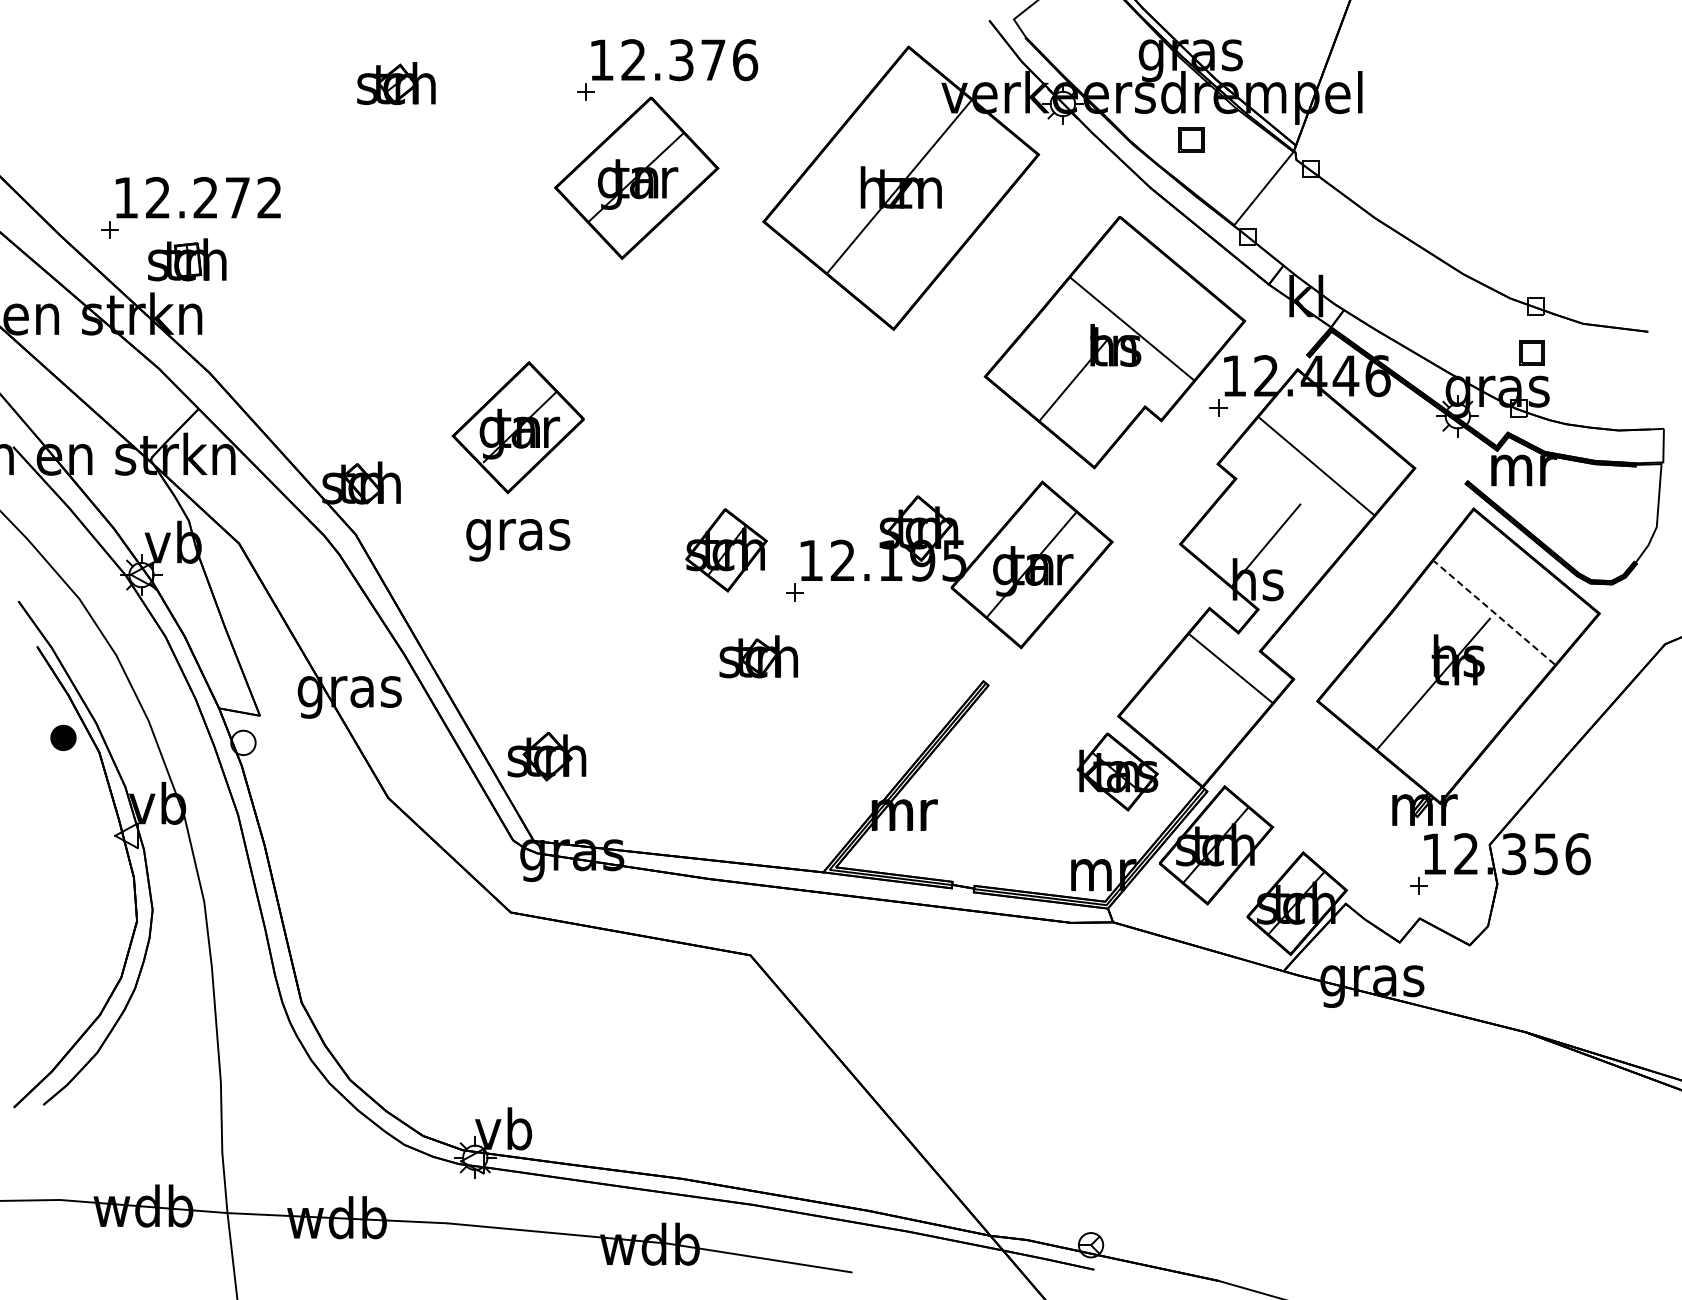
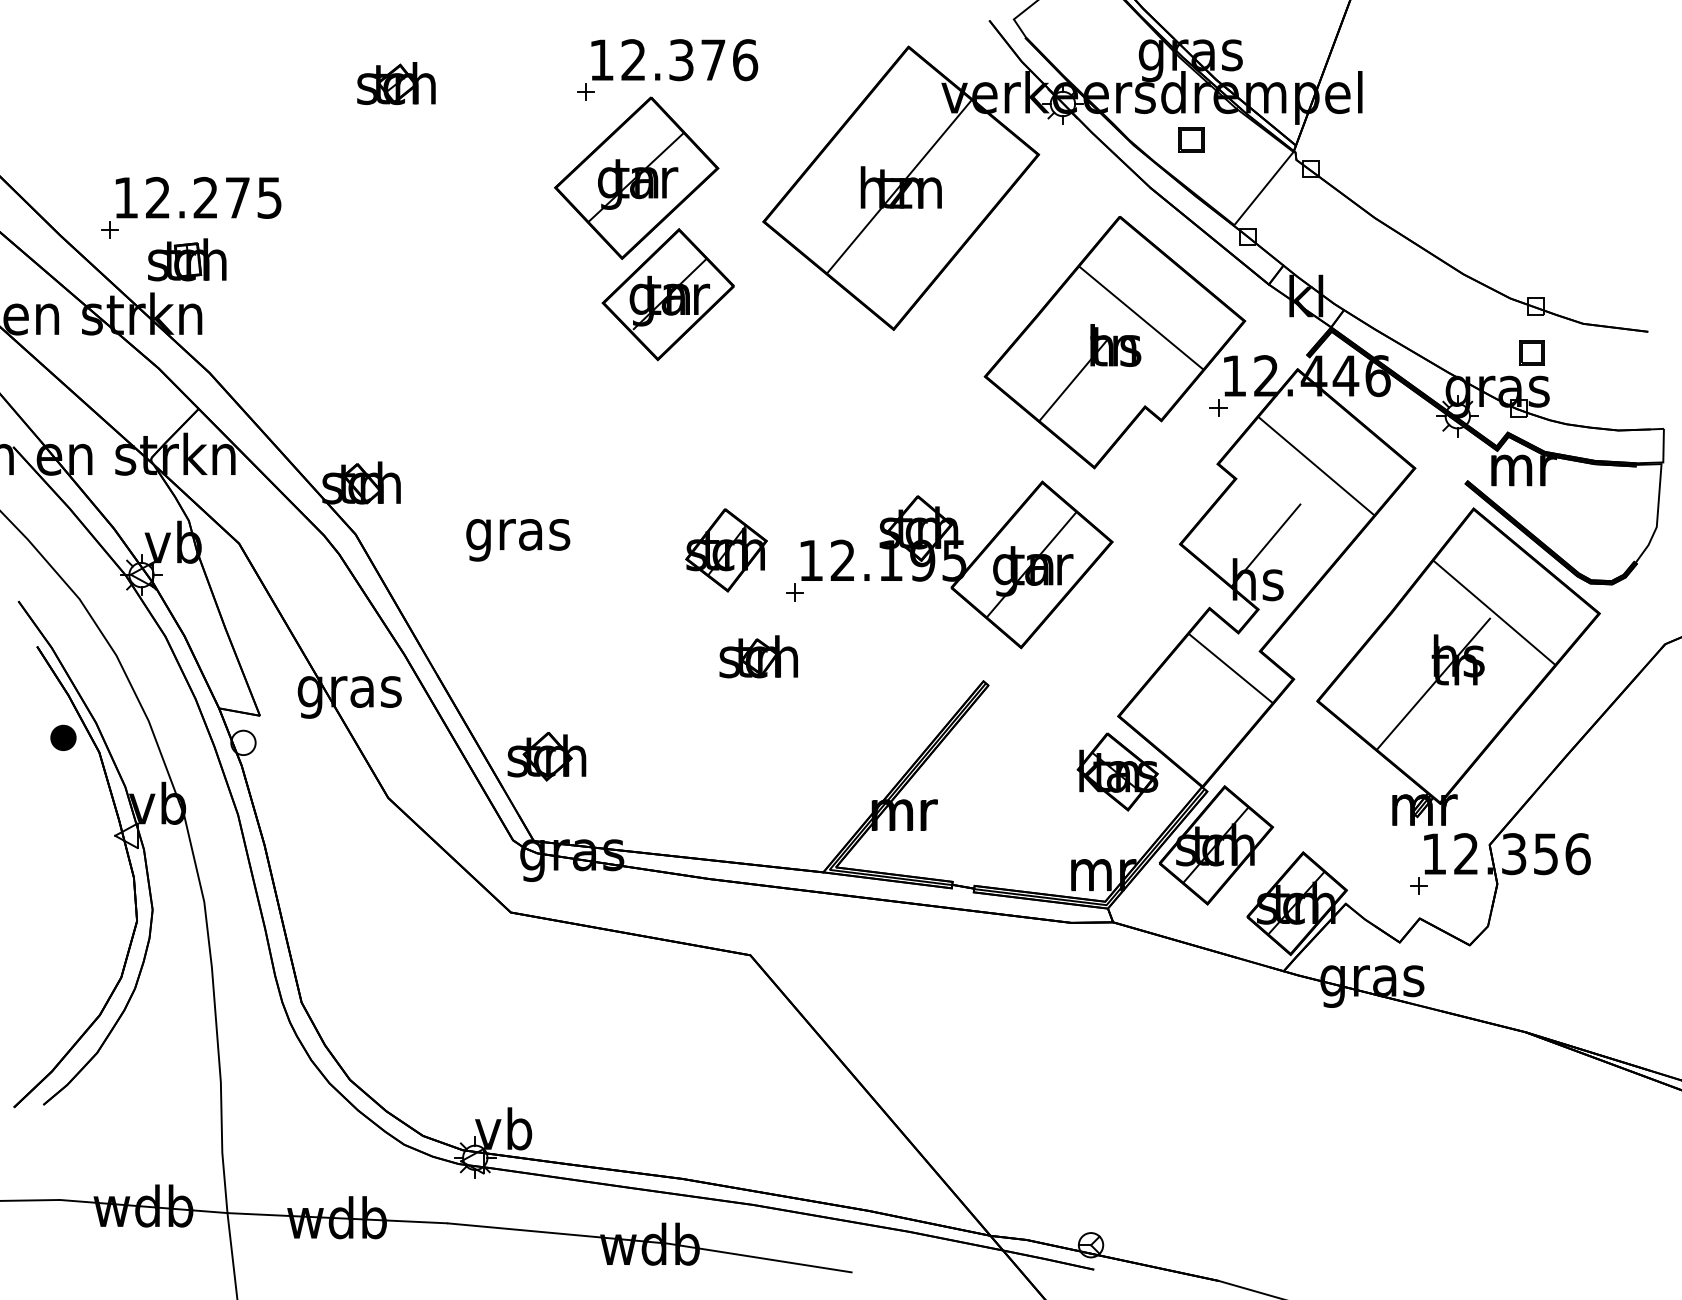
text: 12.272 -> 12.275 (269, 197)
line position: (1131, 329) -> (1140, 318) (1140, 318)
part position: (517, 427) -> (667, 294) (667, 294)
line: dashed -> solid (1493, 612)
